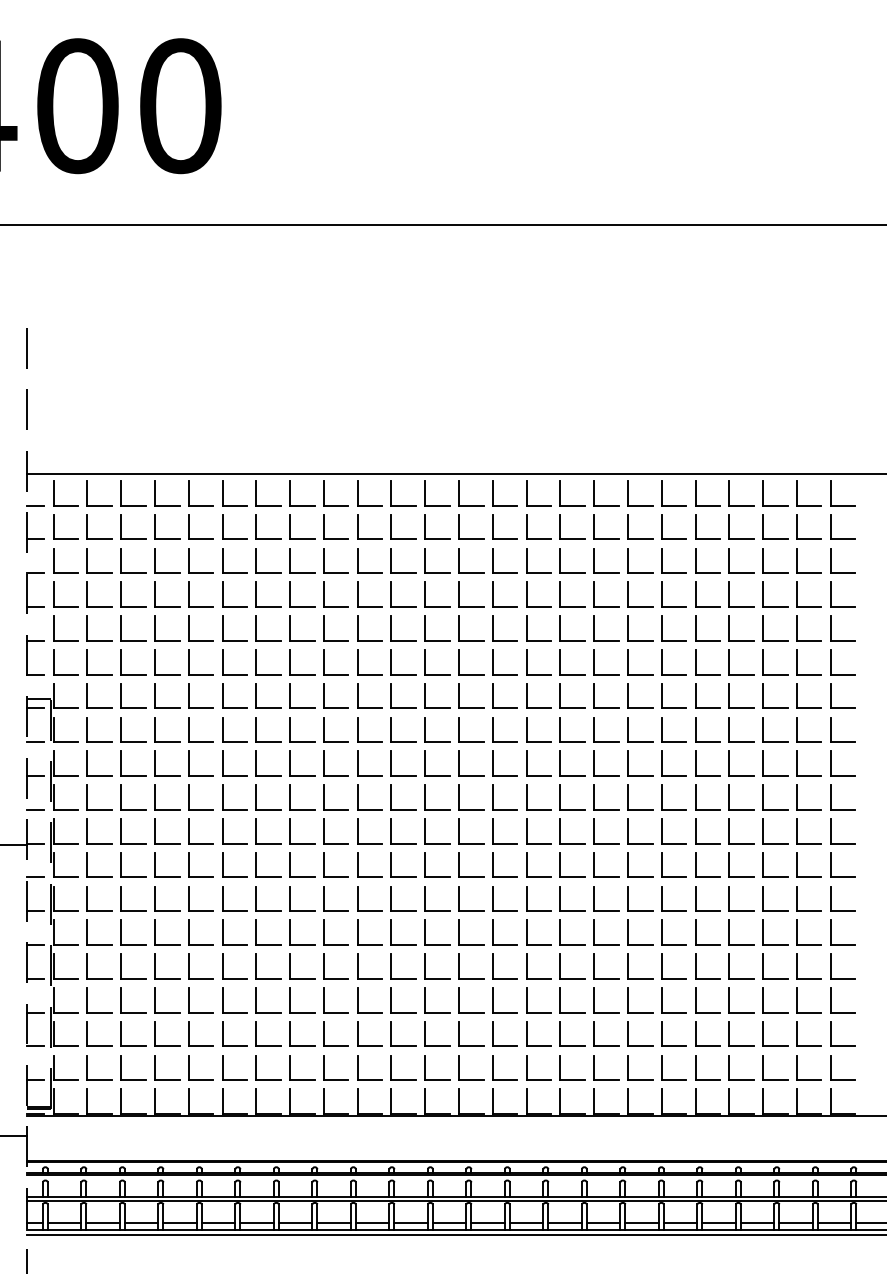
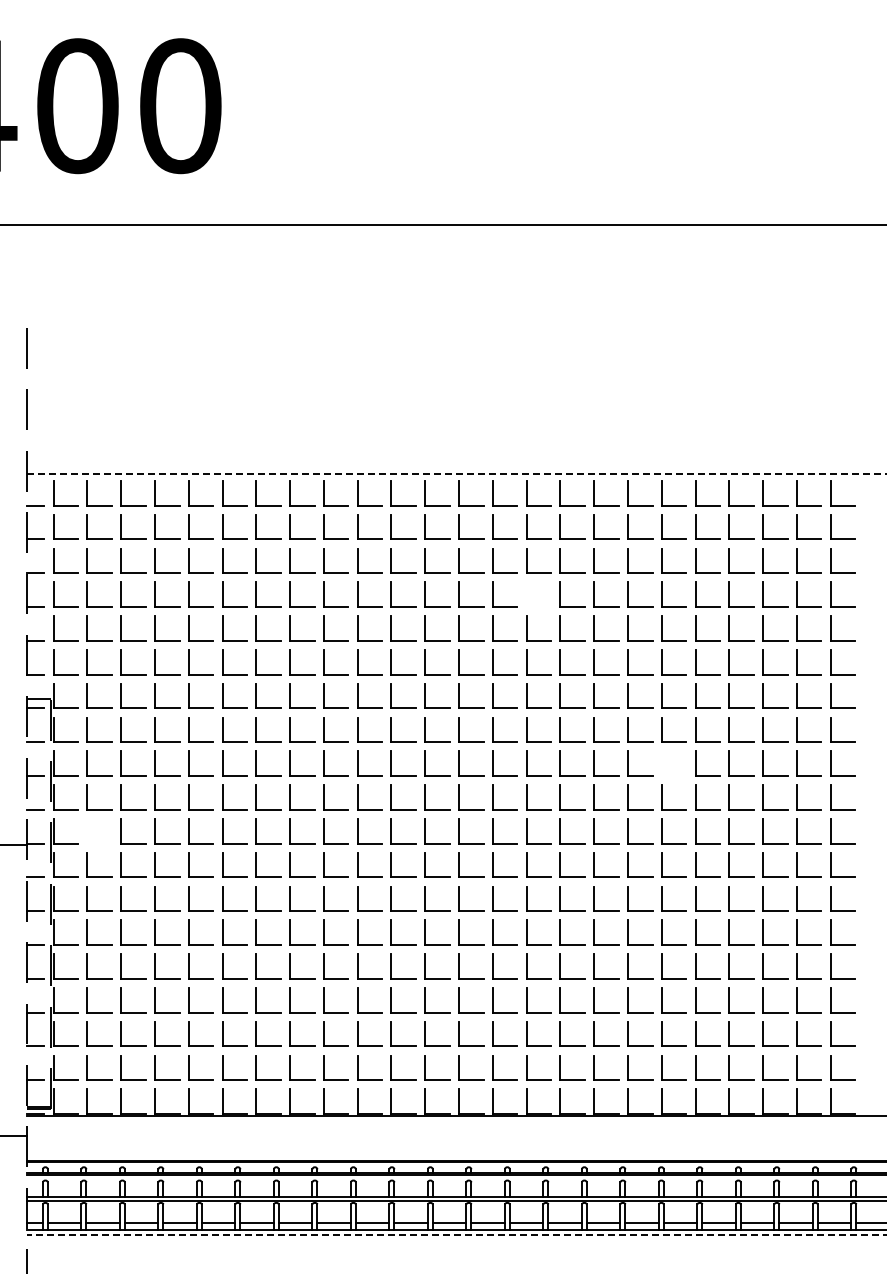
line: solid -> dashed (456, 473)
part: present -> none (527, 594)
part: present -> none (662, 763)
part: present -> none (87, 831)
line: solid -> dashed (456, 1234)
